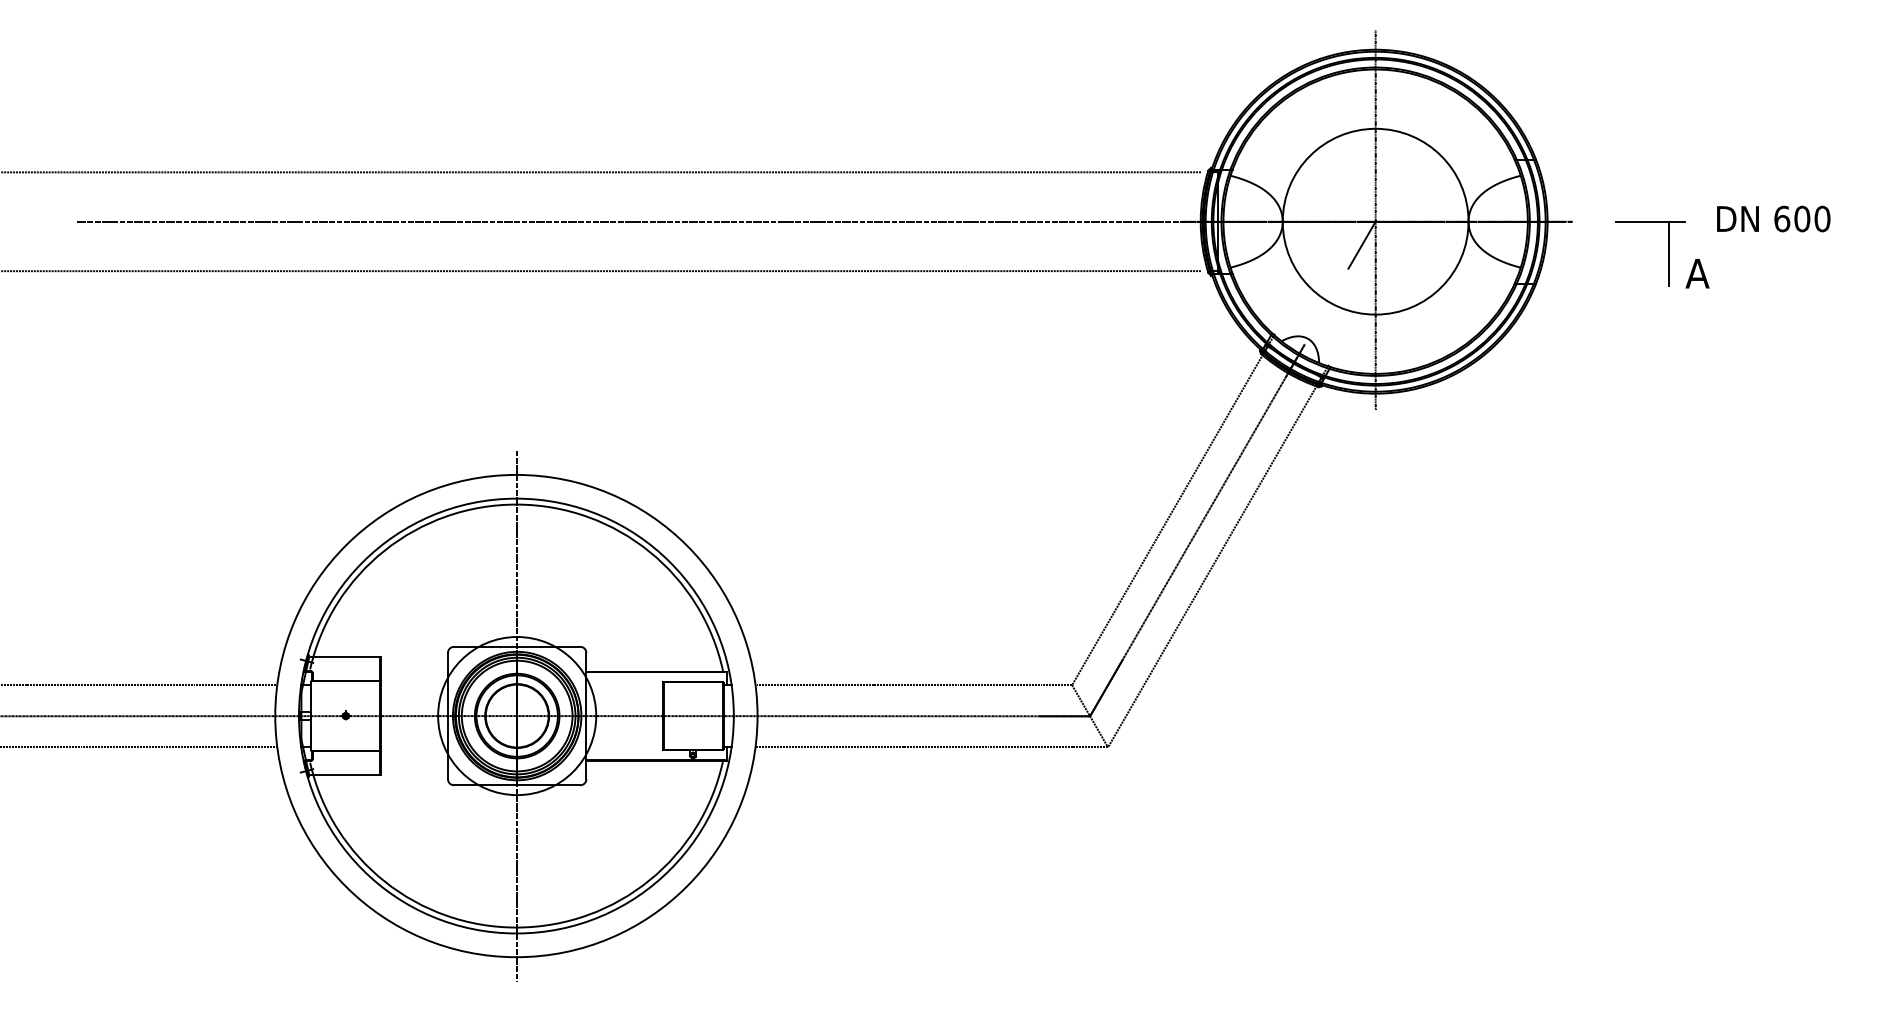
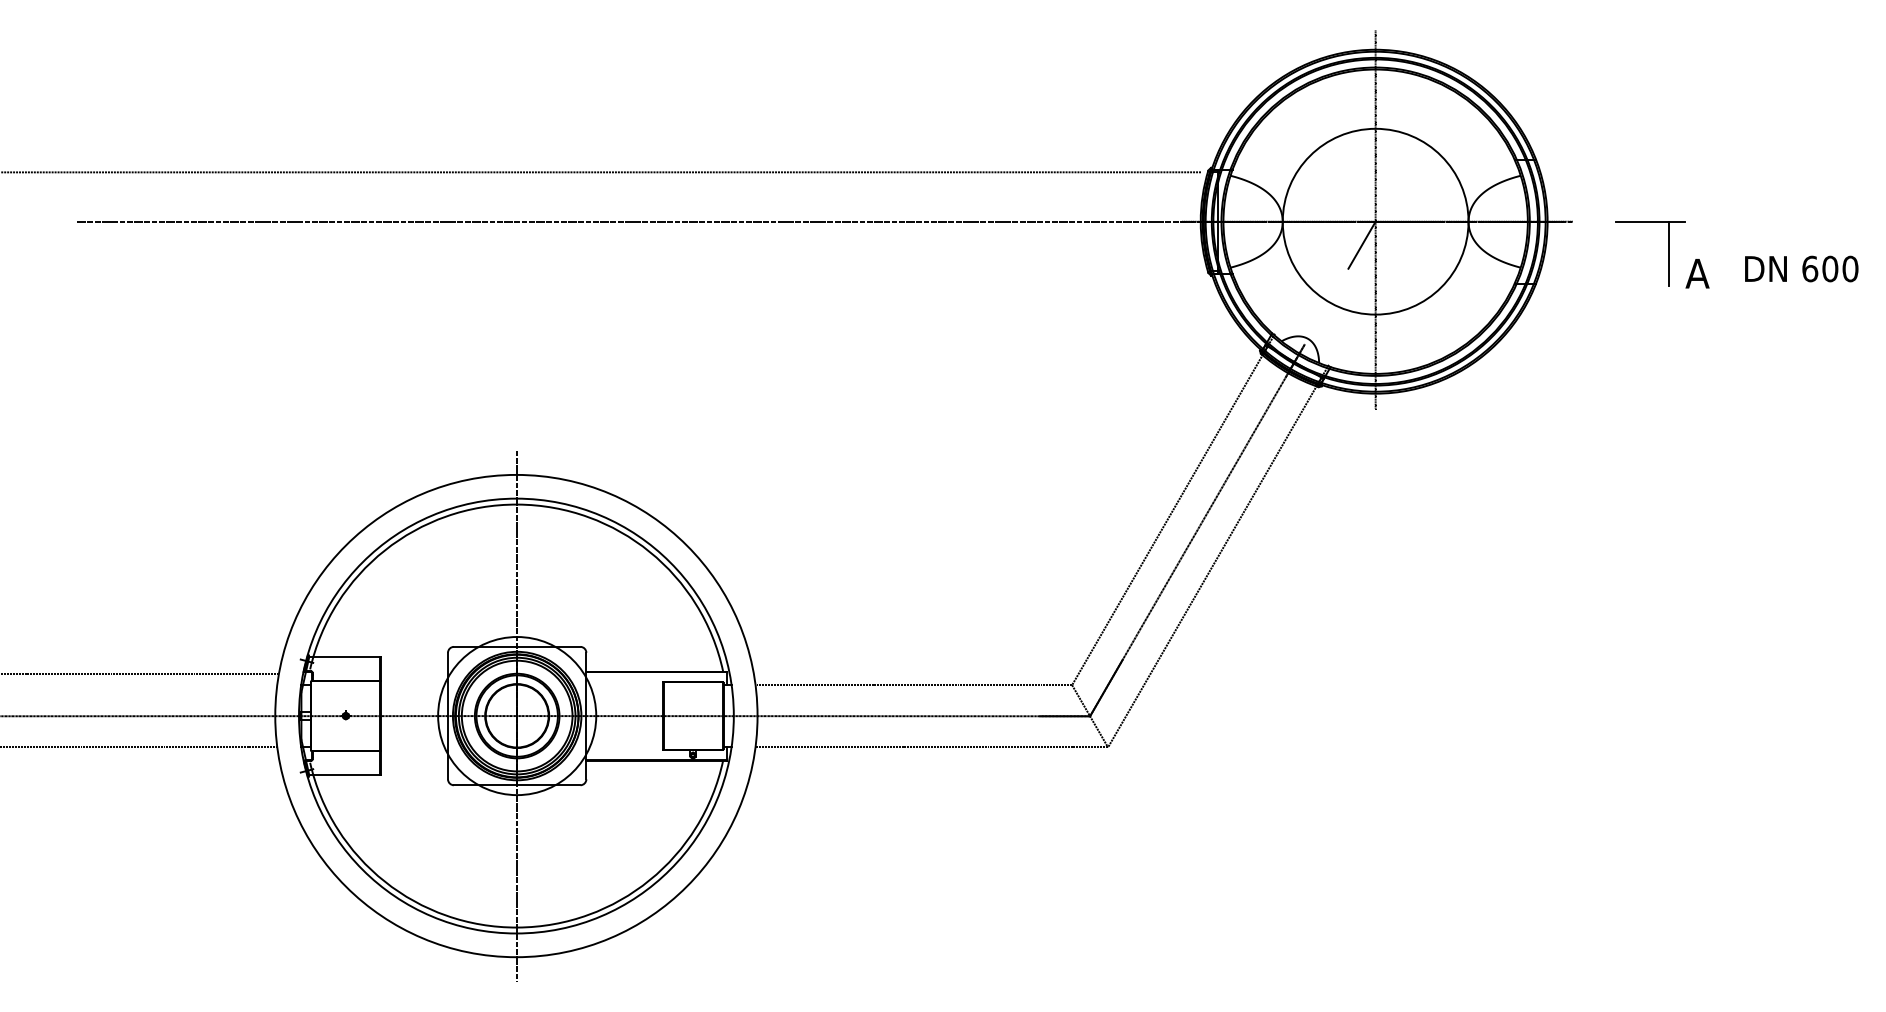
text position: (1773, 218) -> (1801, 268) (1801, 268)
line: present -> none (602, 271)
line position: (139, 685) -> (139, 674) (139, 674)
